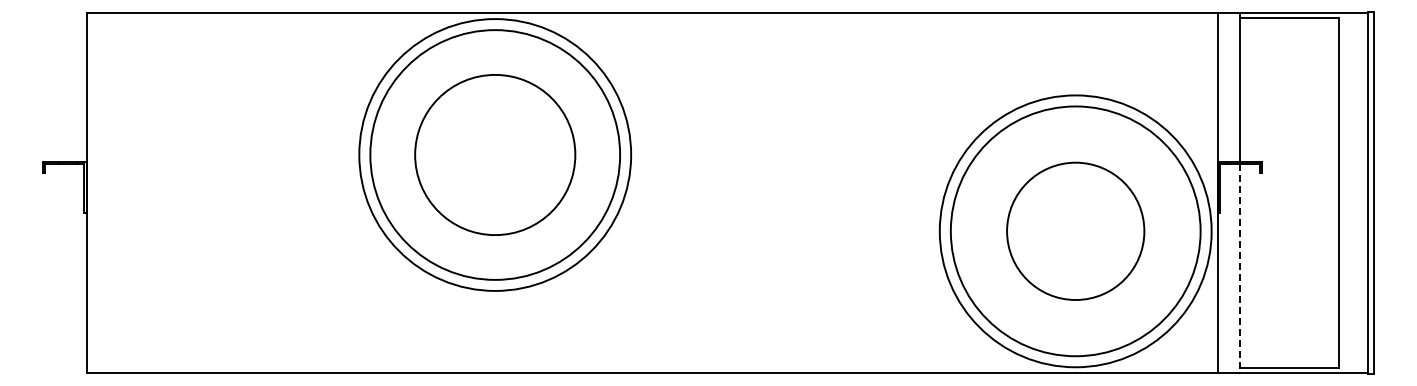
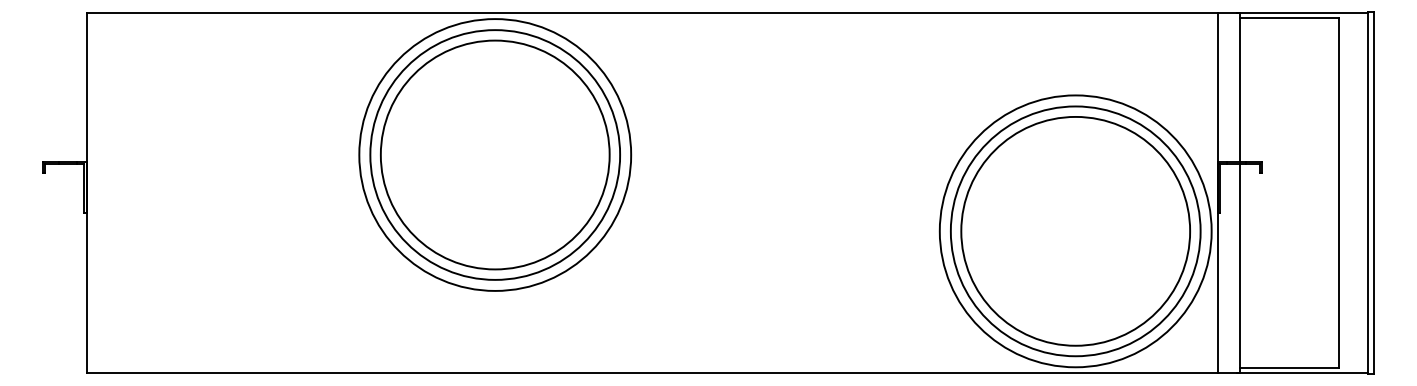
circle diameter: 160 px -> 229 px (494, 154)
circle diameter: 137 px -> 229 px (1075, 230)
line: dashed -> solid (1240, 268)
